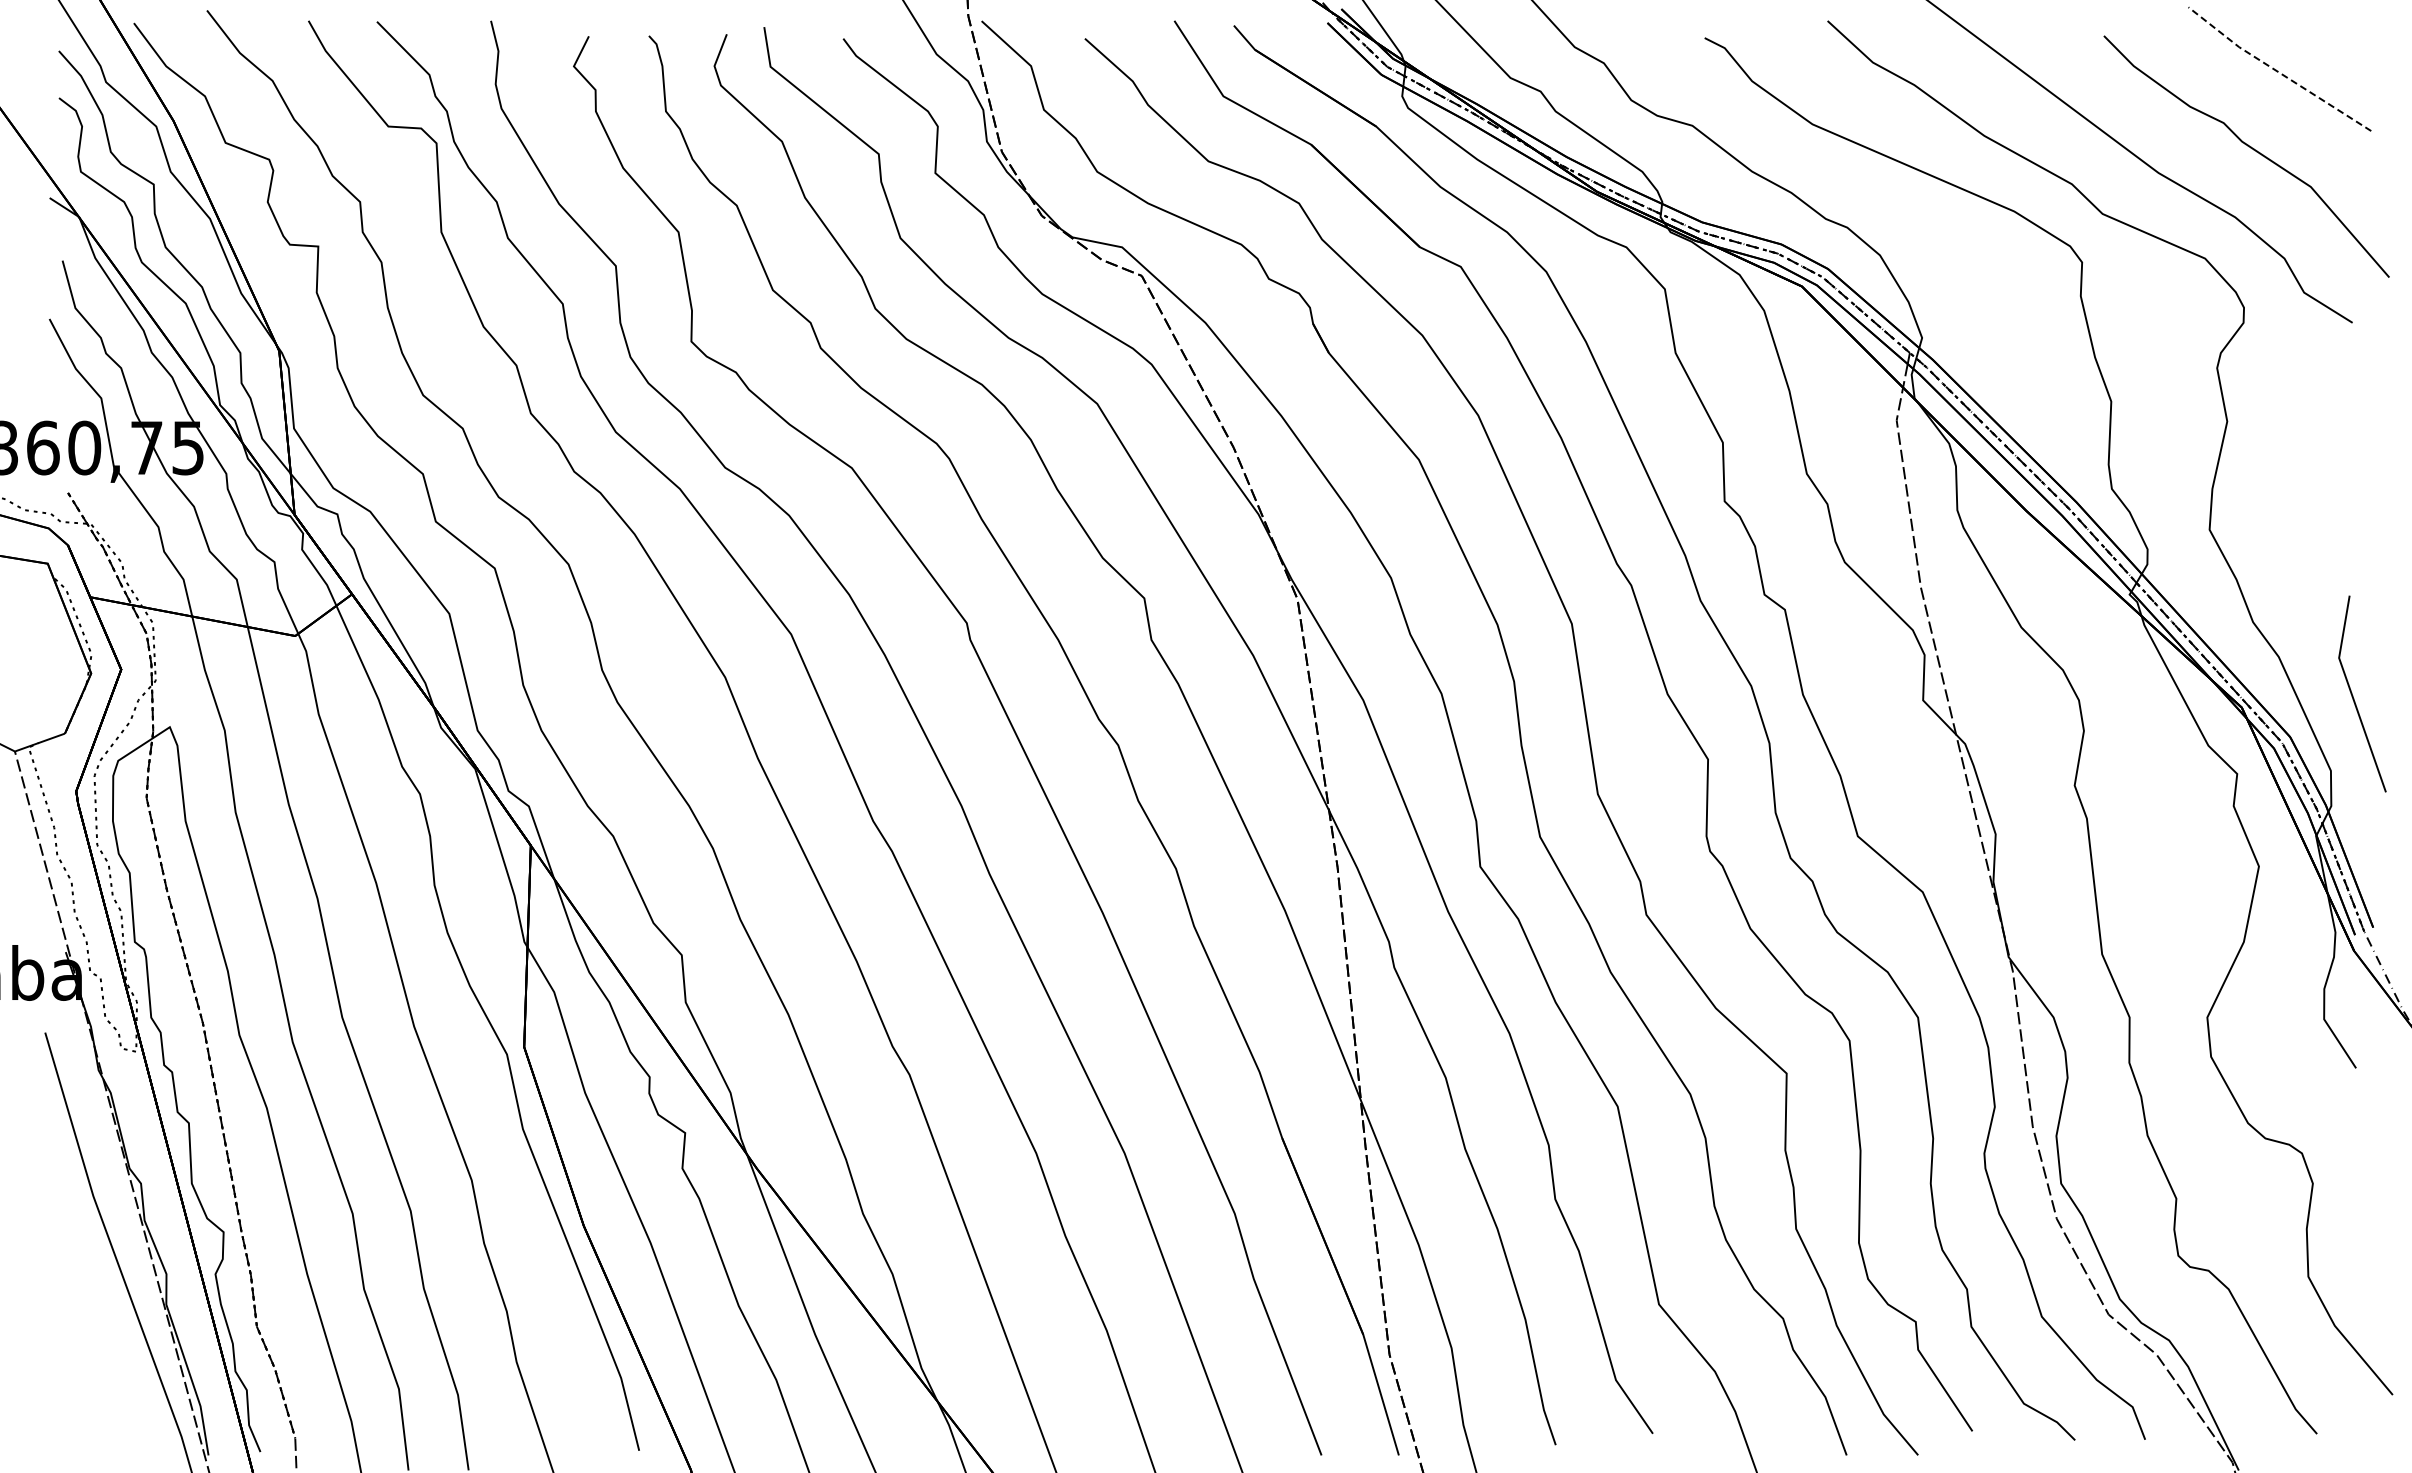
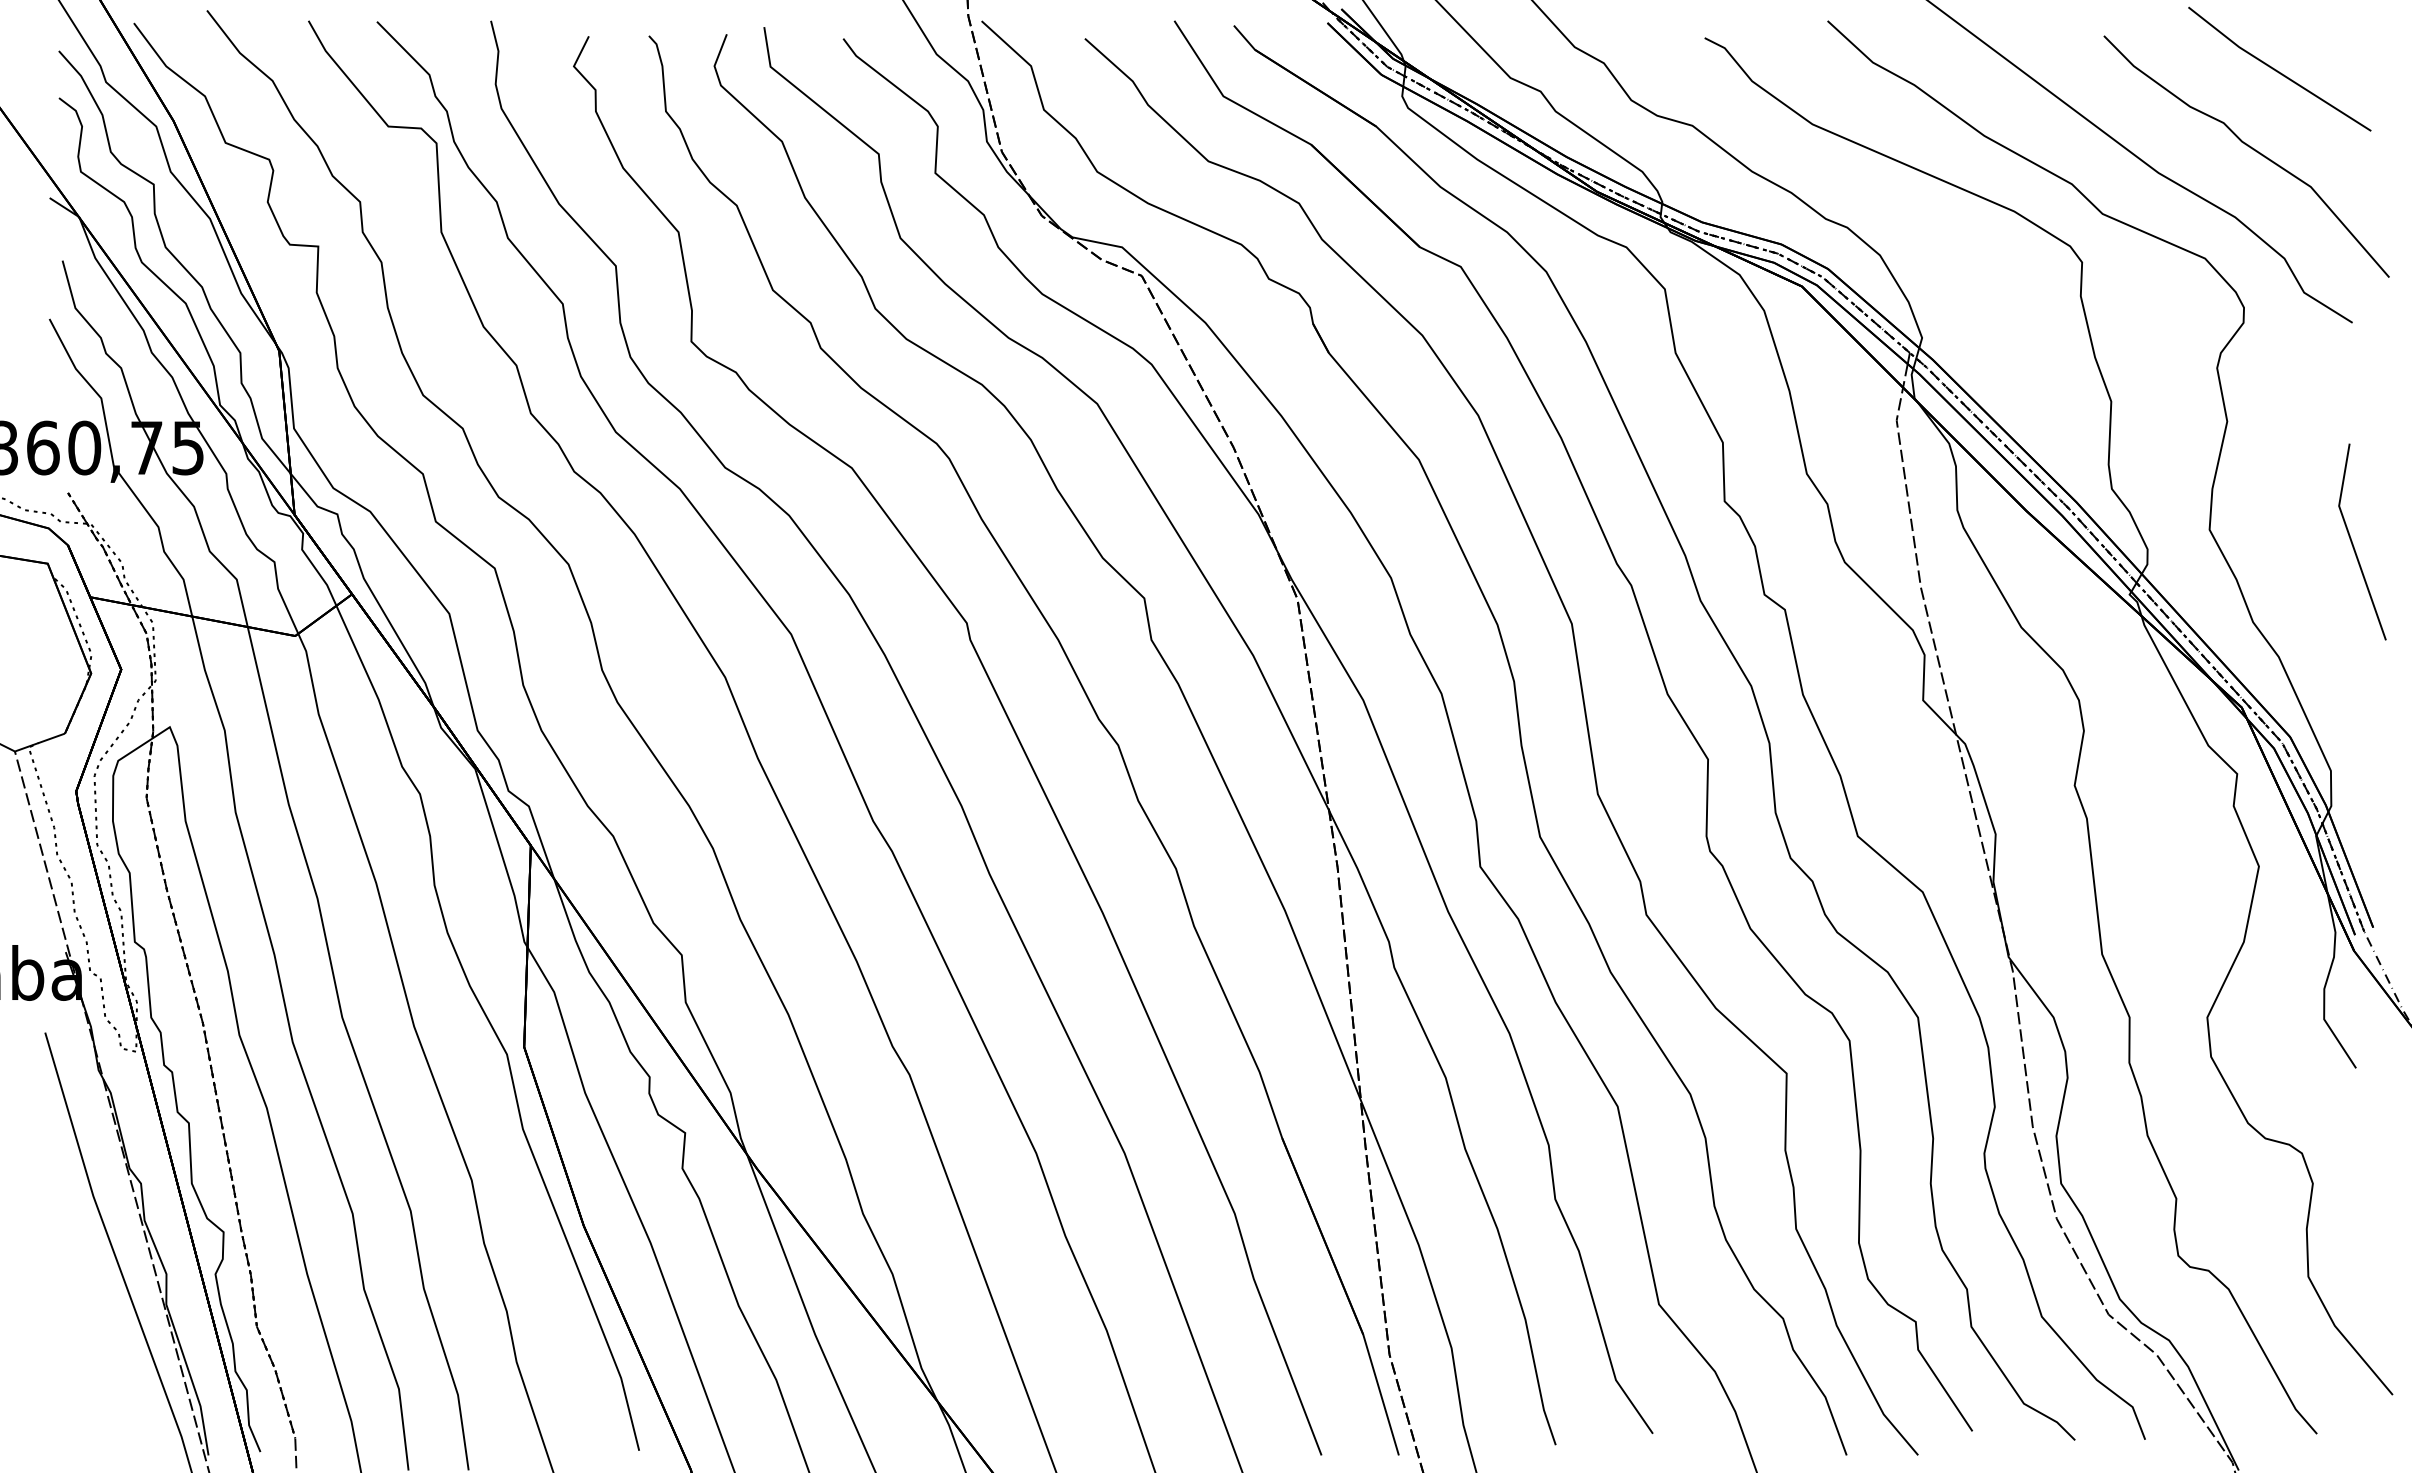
line: dashed -> solid (2277, 71)
line position: (2353, 695) -> (2353, 543) (2353, 543)
